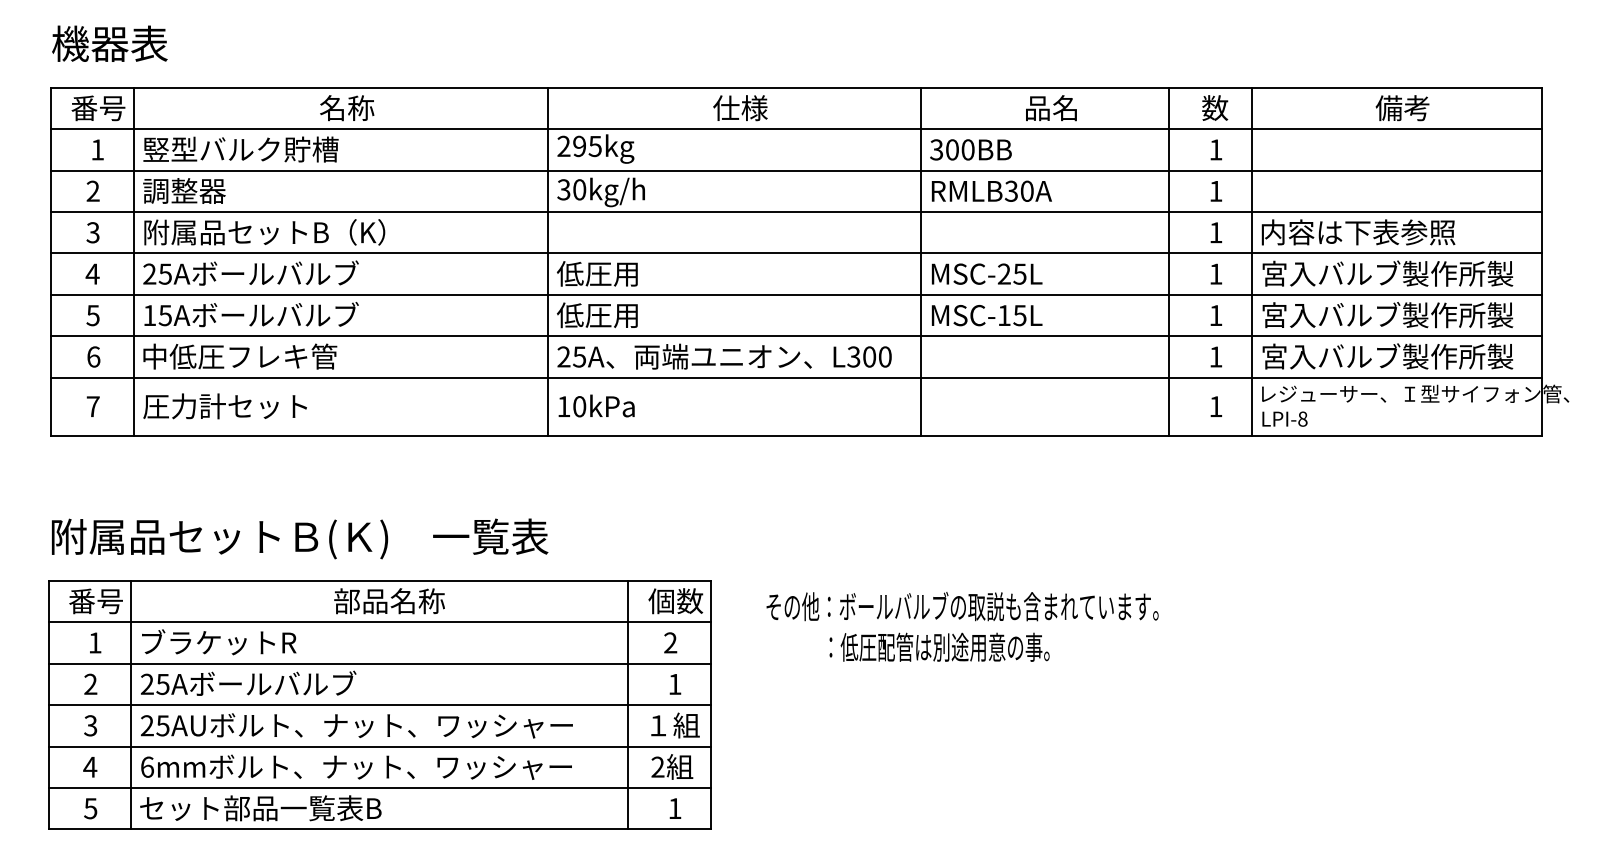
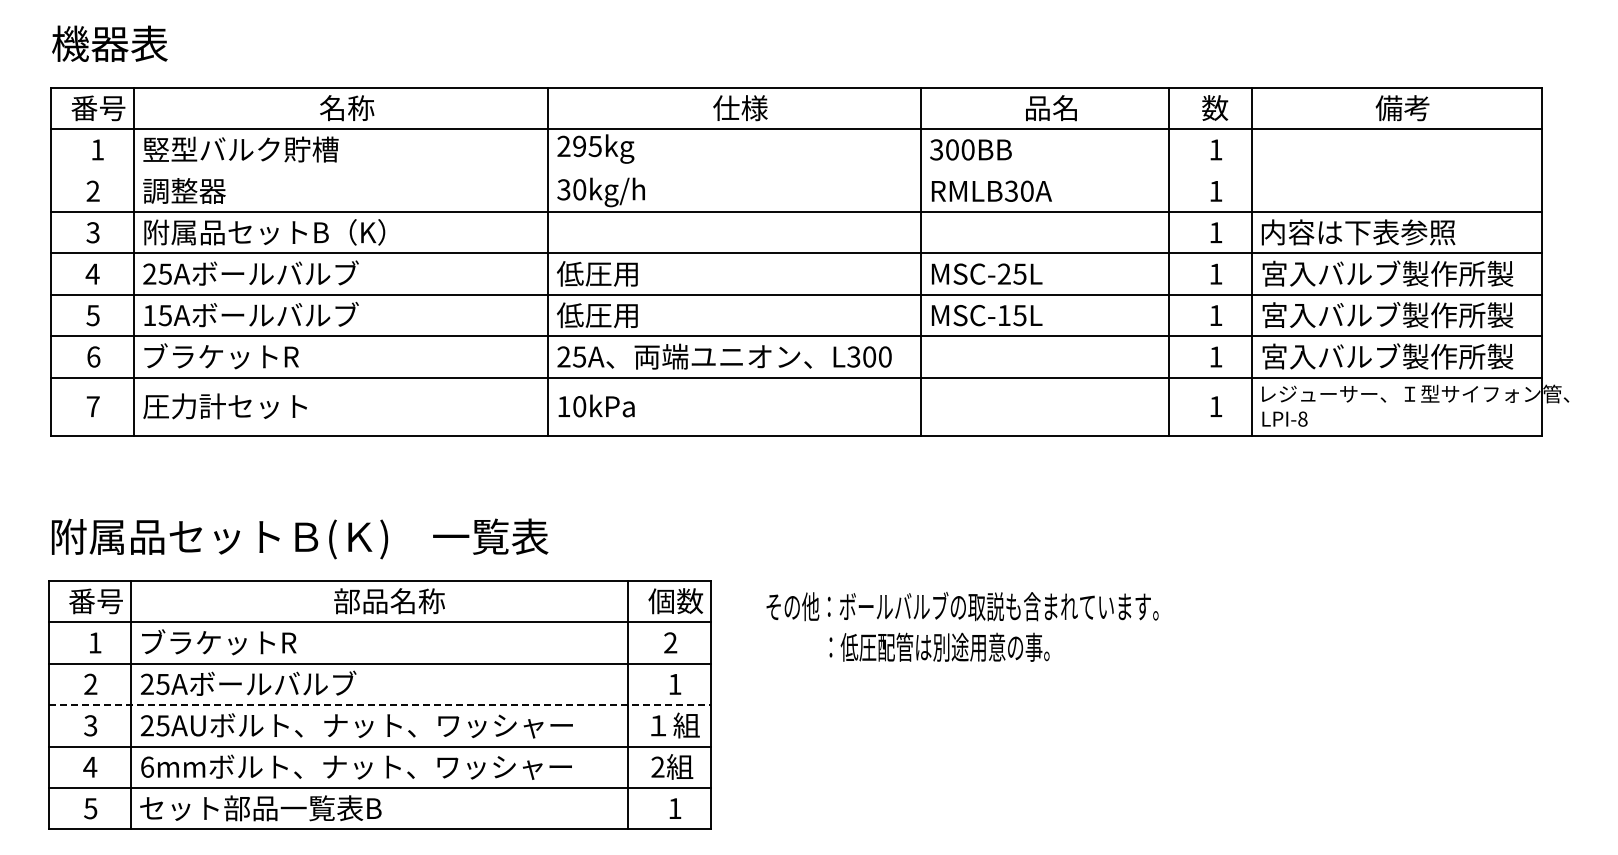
line: present -> none (796, 170)
text: 中低圧フレキ管 -> ブラケットR (240, 356)
line: solid -> dashed (380, 705)
